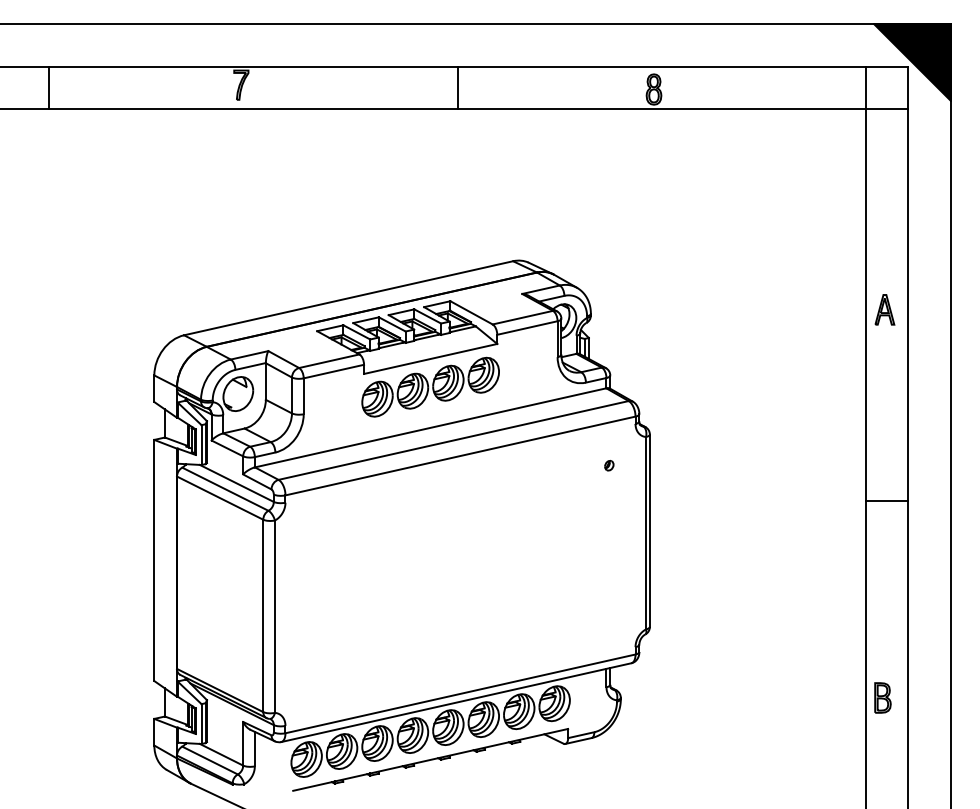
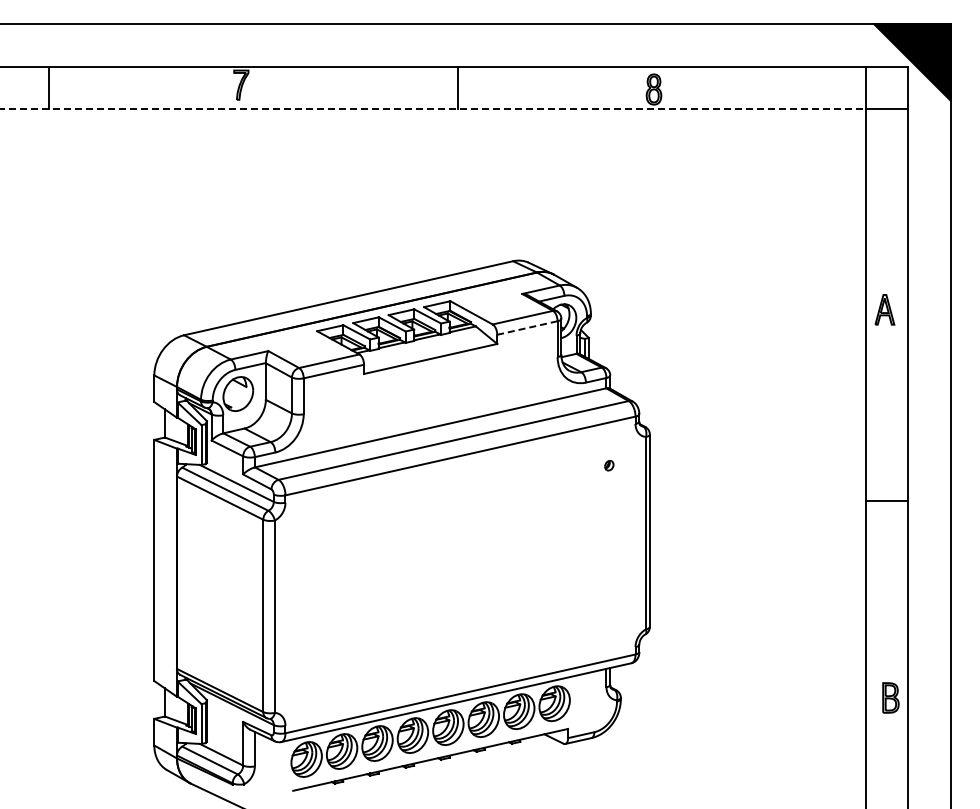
line: solid -> dashed (433, 109)
line: solid -> dashed (527, 328)
part: present -> none (430, 386)
part position: (882, 697) -> (890, 697) (890, 697)
